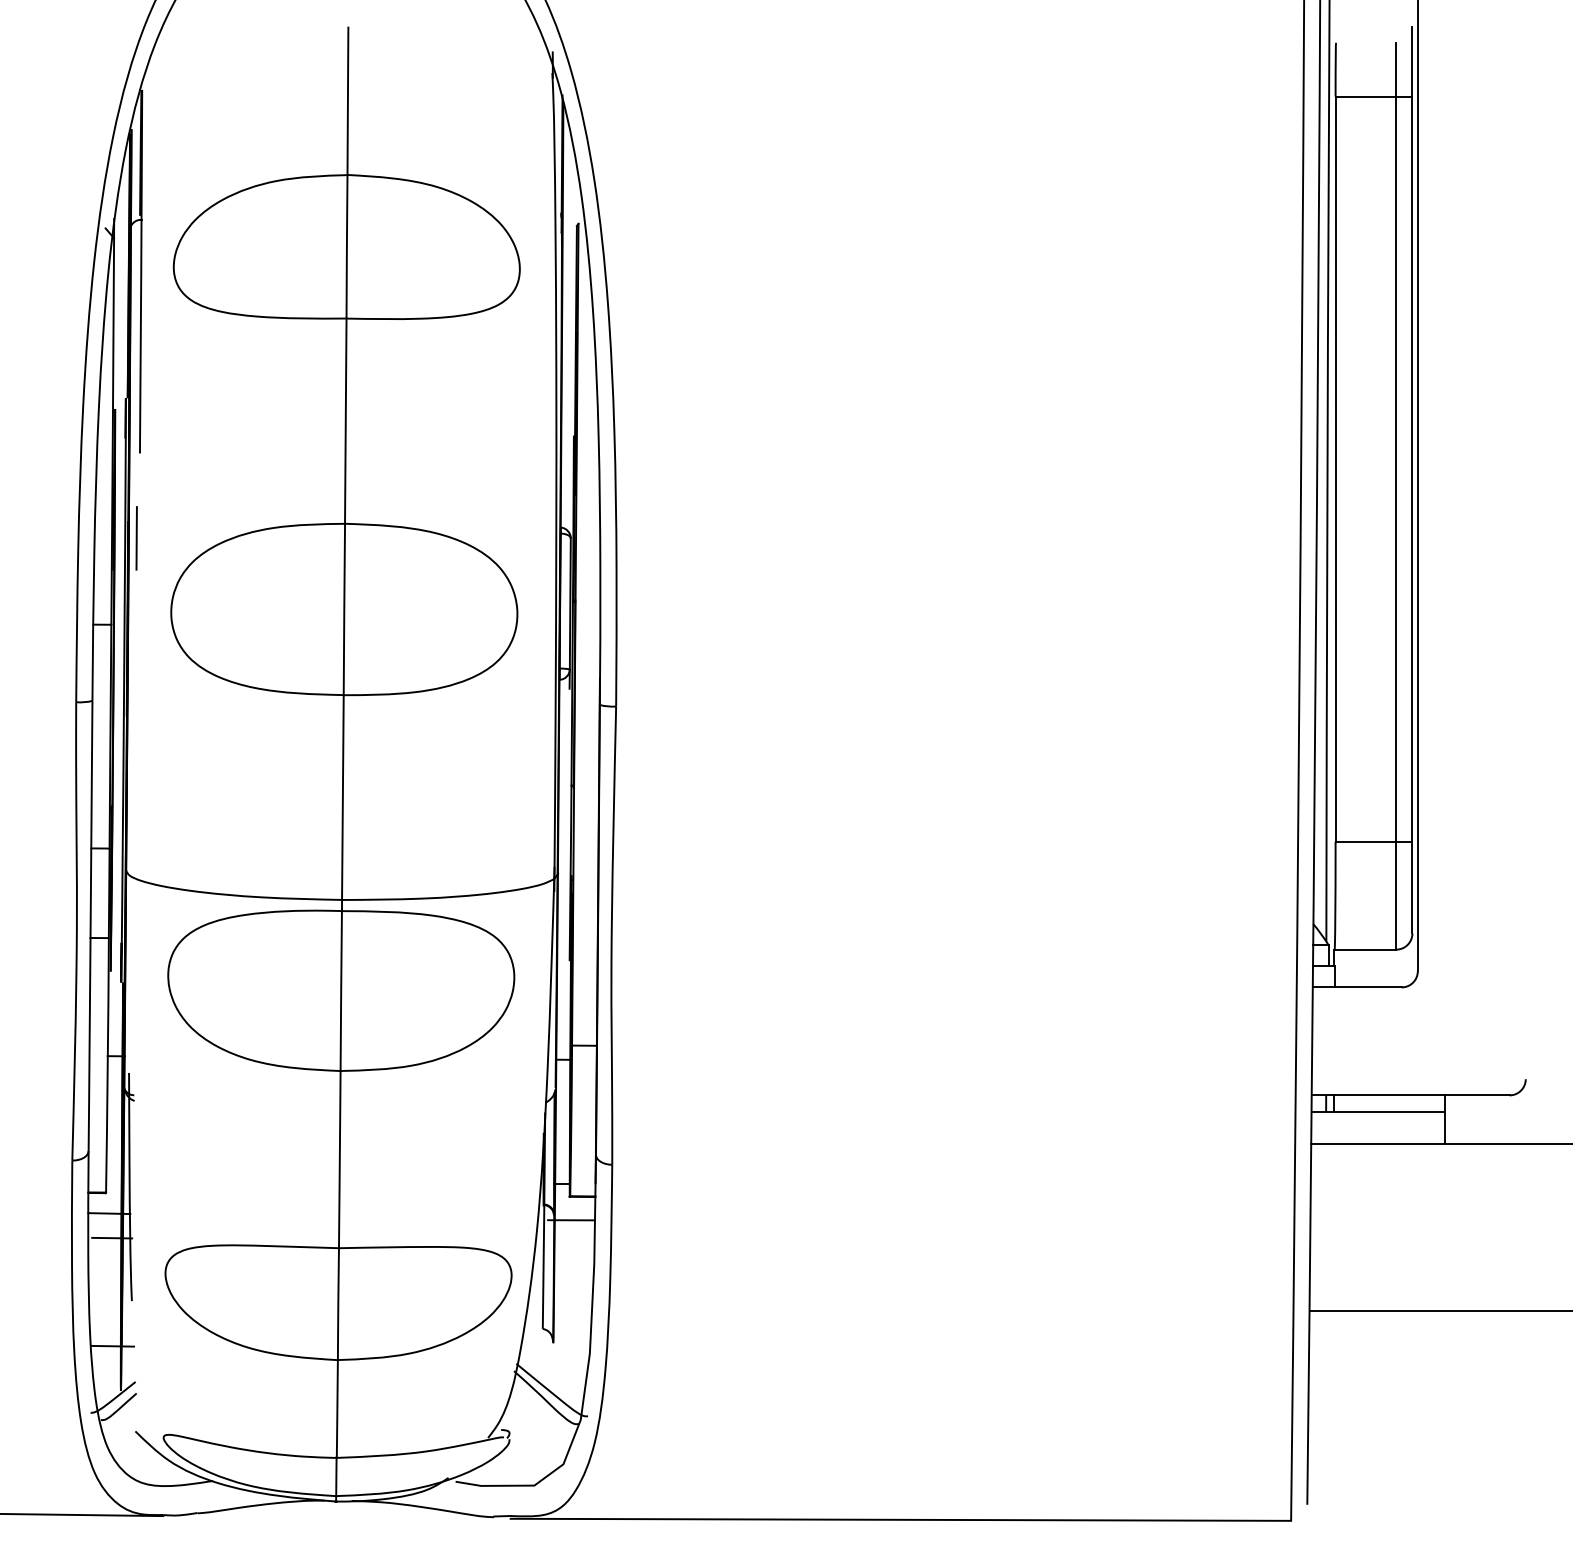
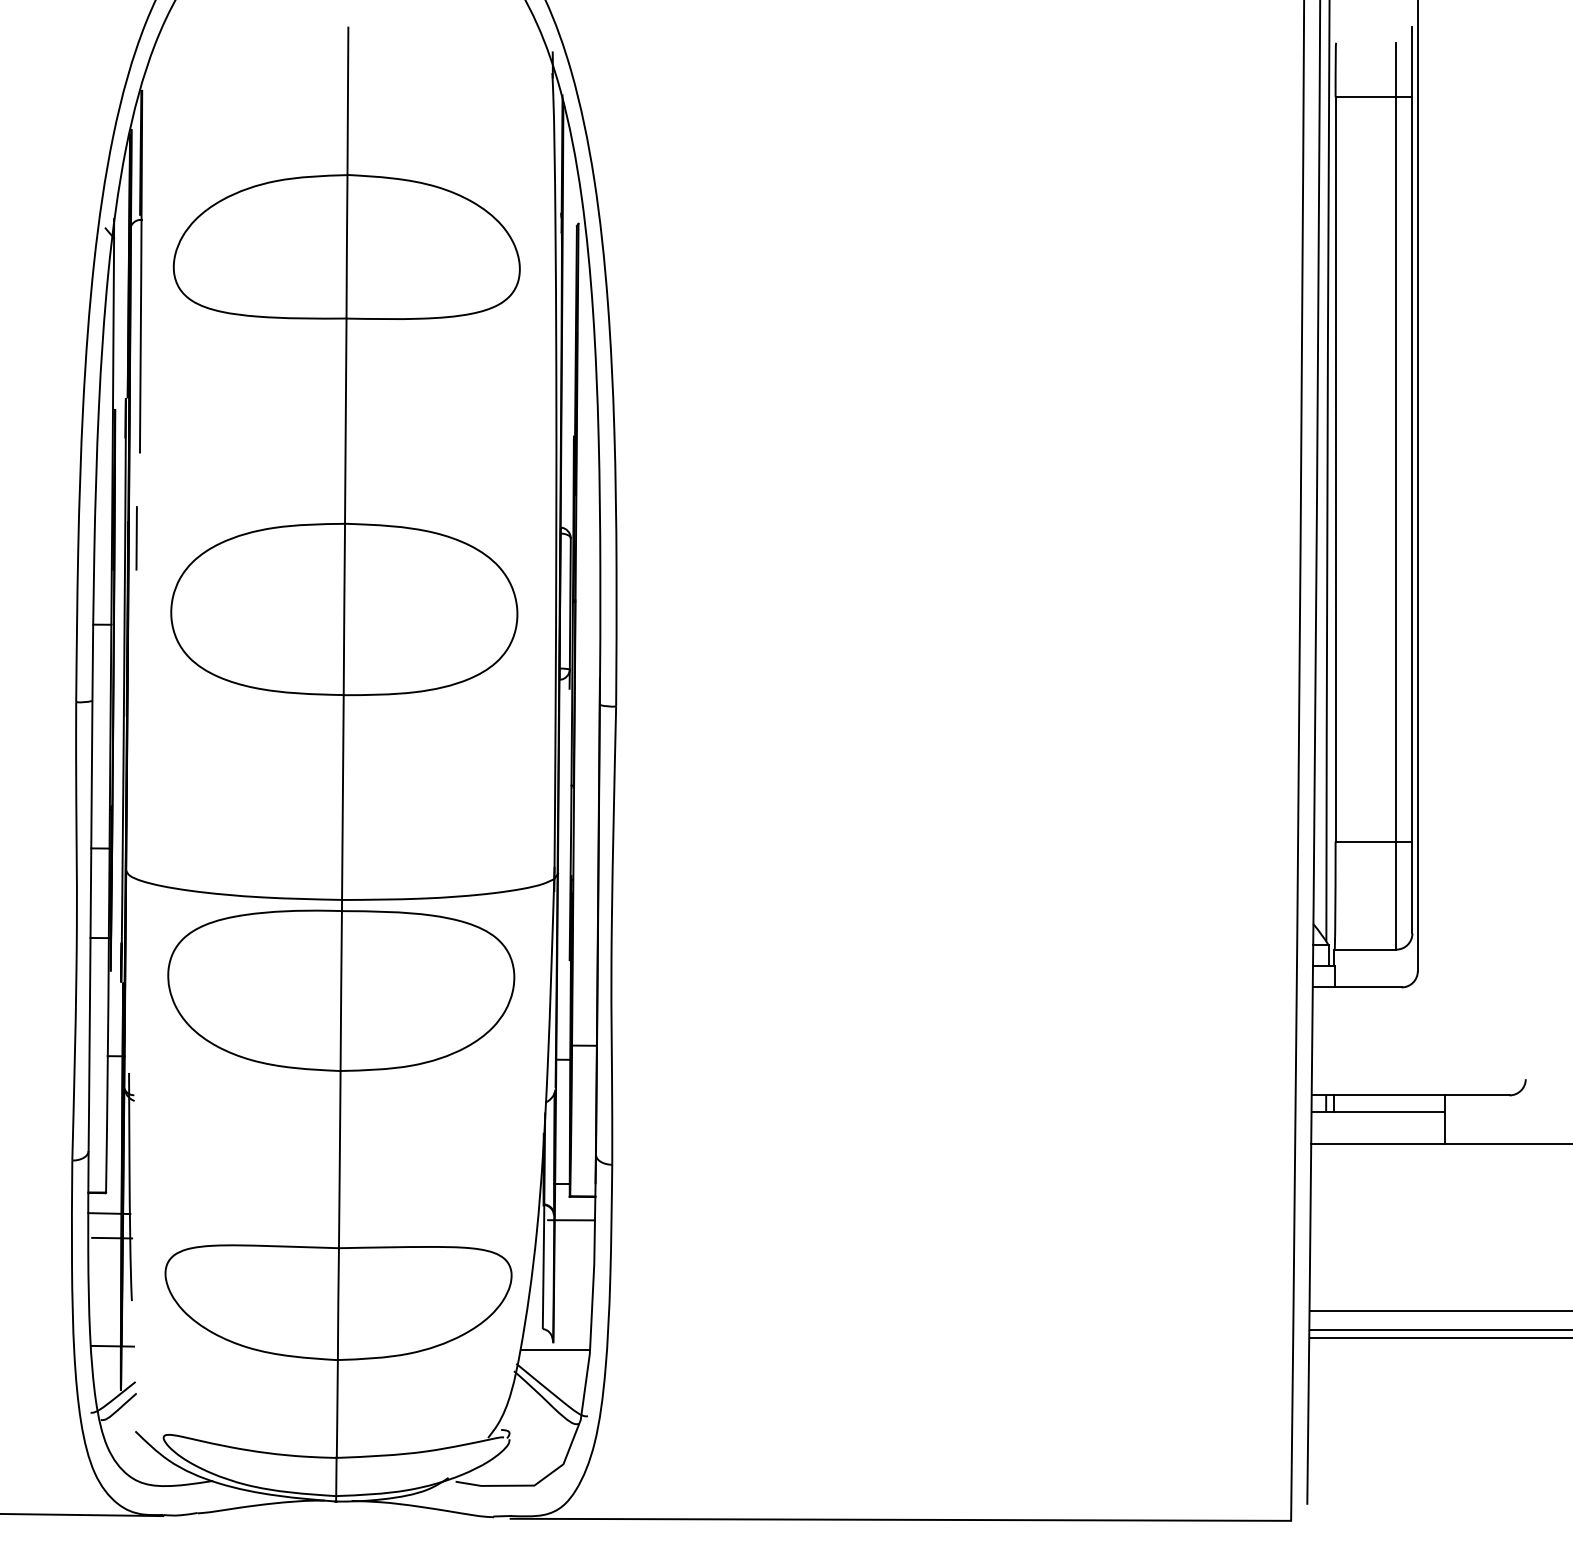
line: none -> present (1439, 1330)
line: none -> present (1439, 1337)
line: none -> present (555, 1349)
